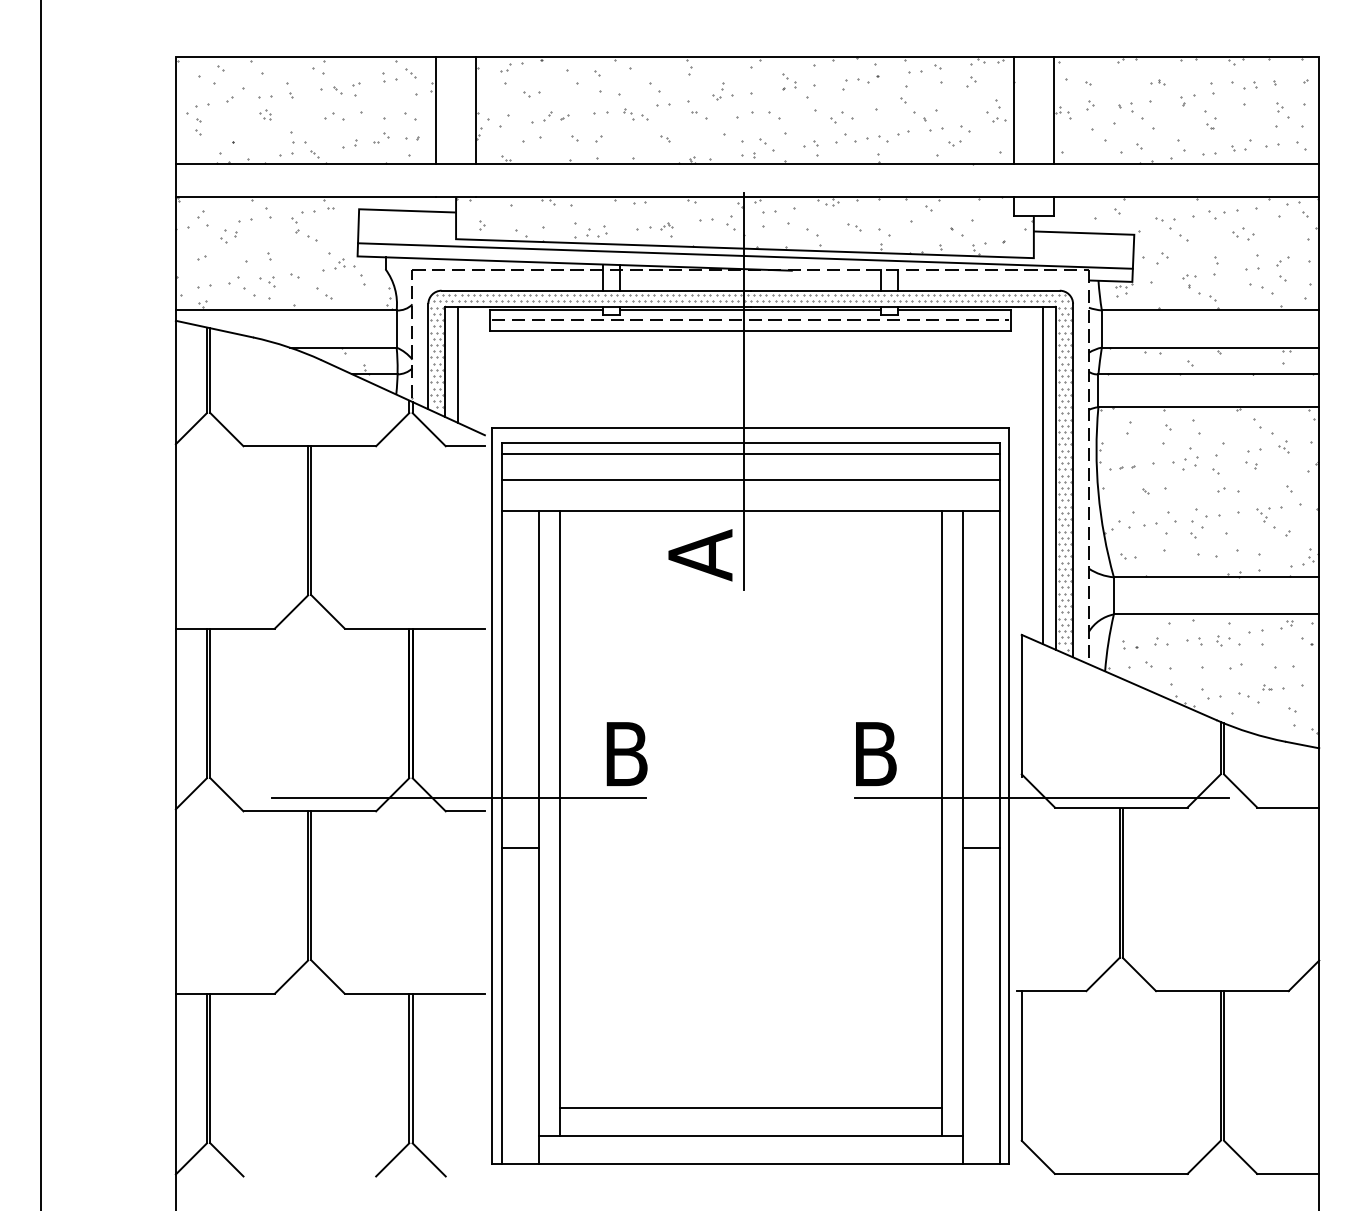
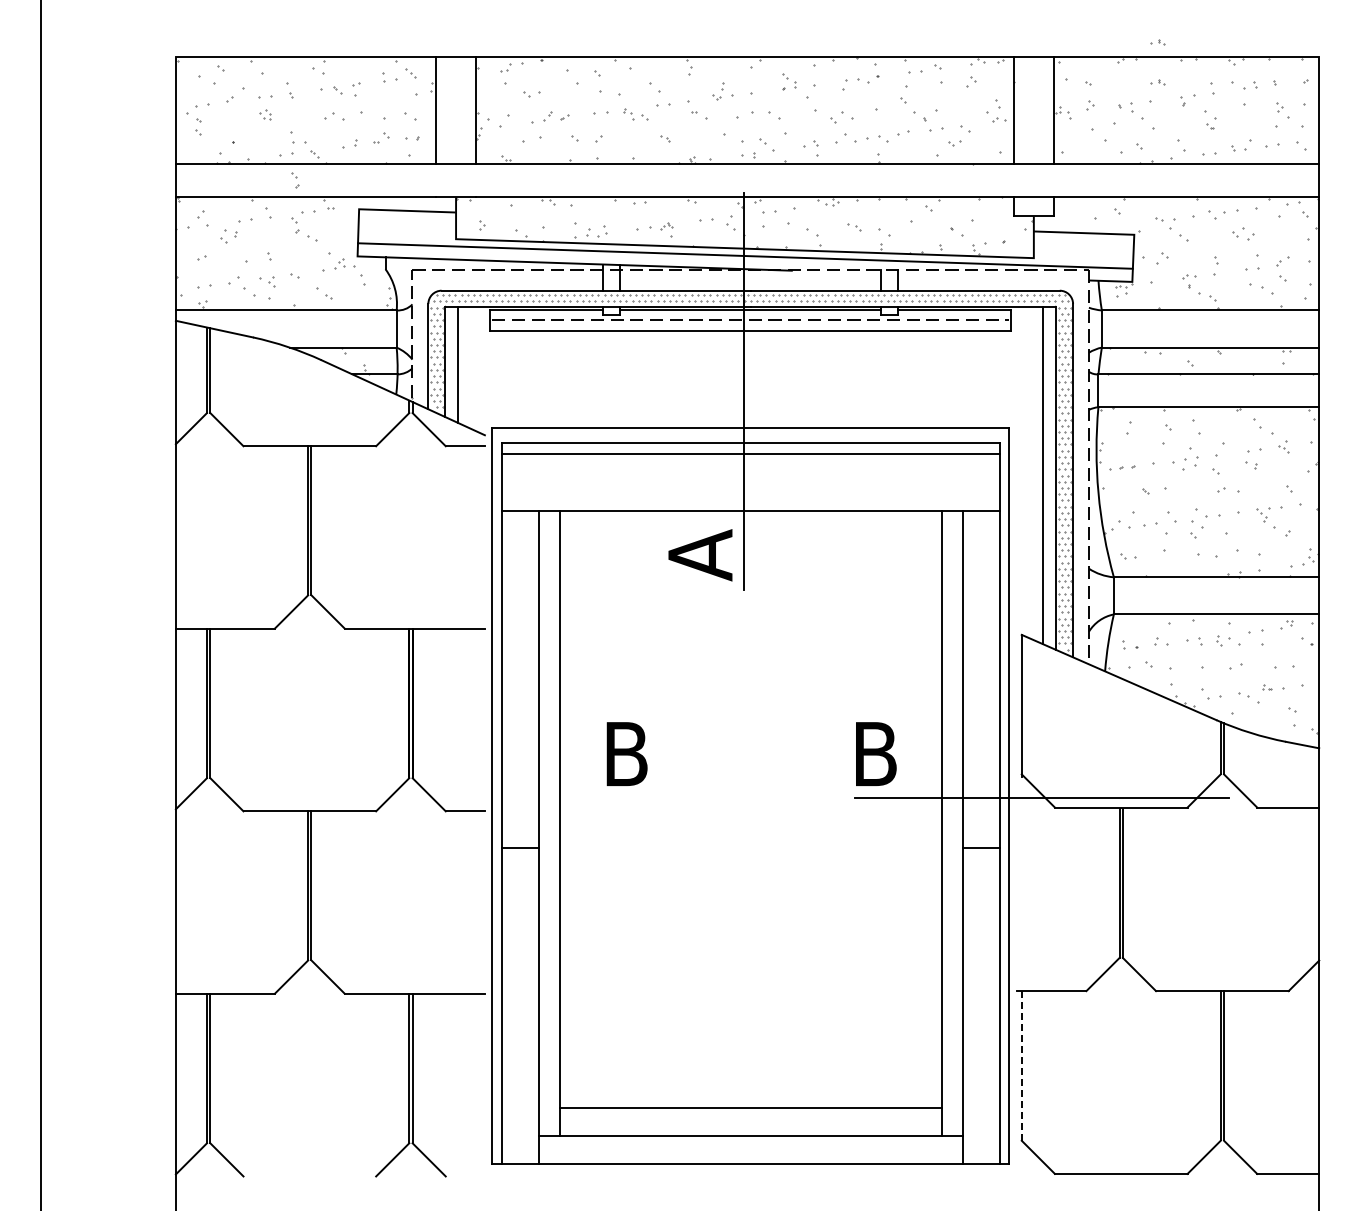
part: none -> present (1157, 42)
part: none -> present (295, 180)
line: present -> none (750, 480)
line: present -> none (459, 797)
line: solid -> dashed (1021, 1065)
